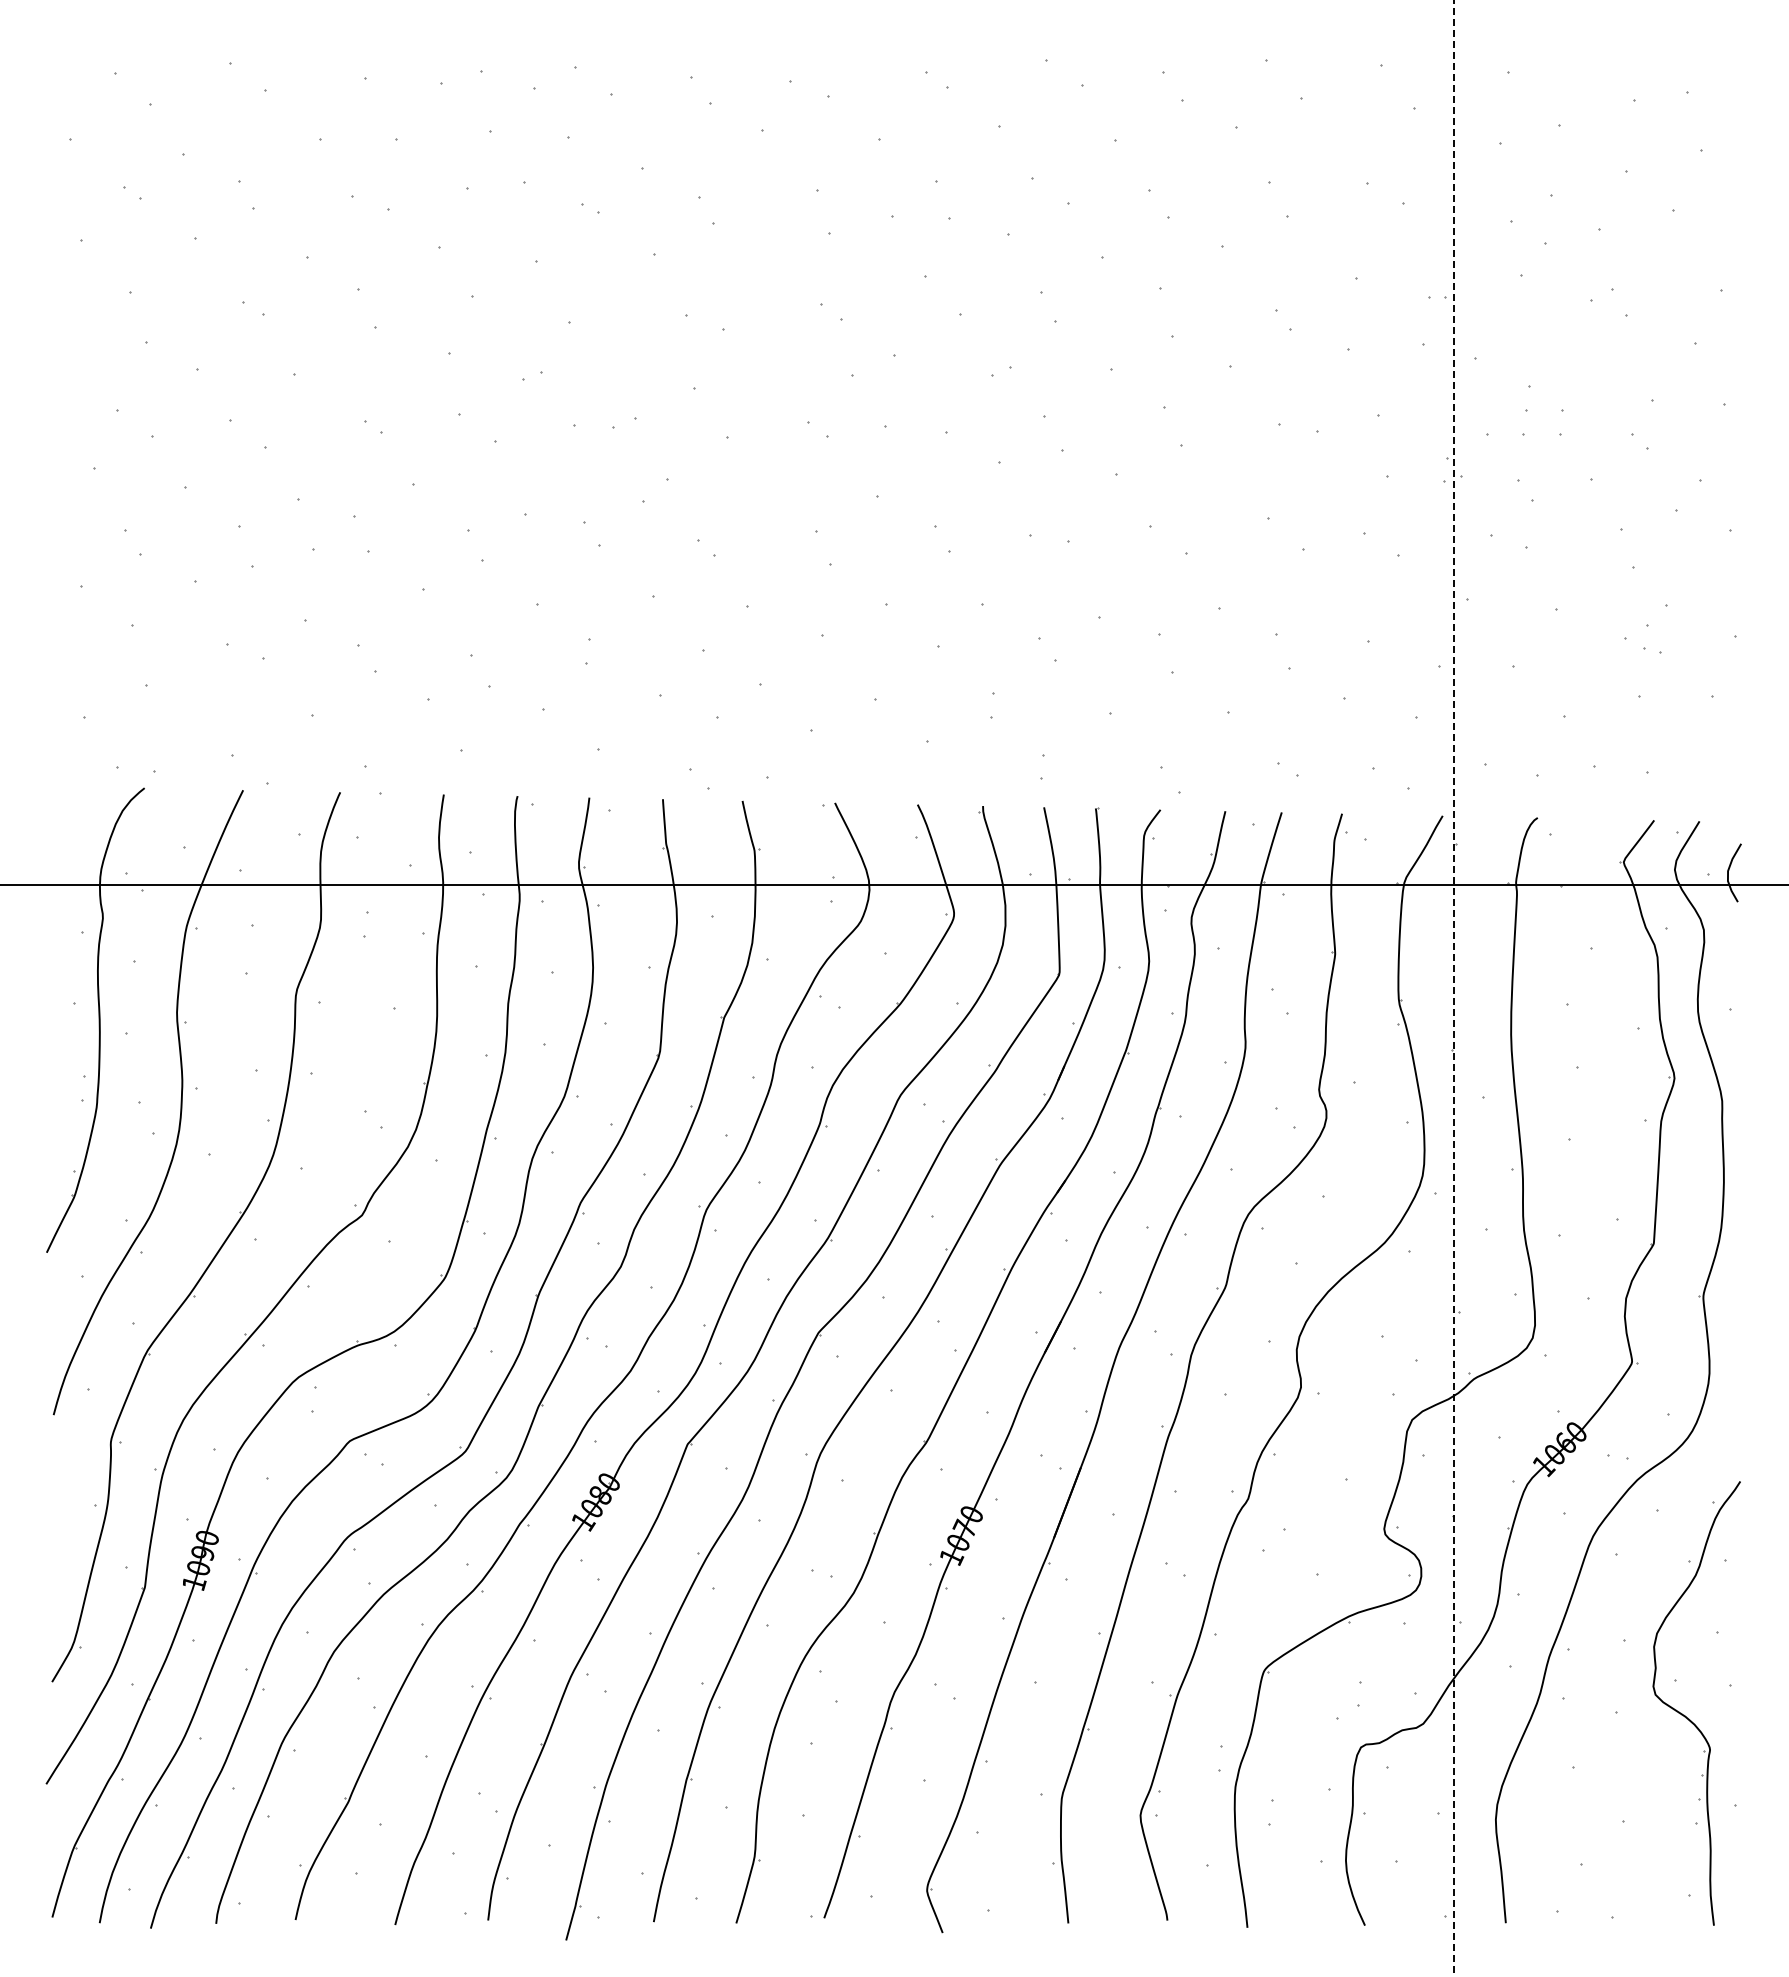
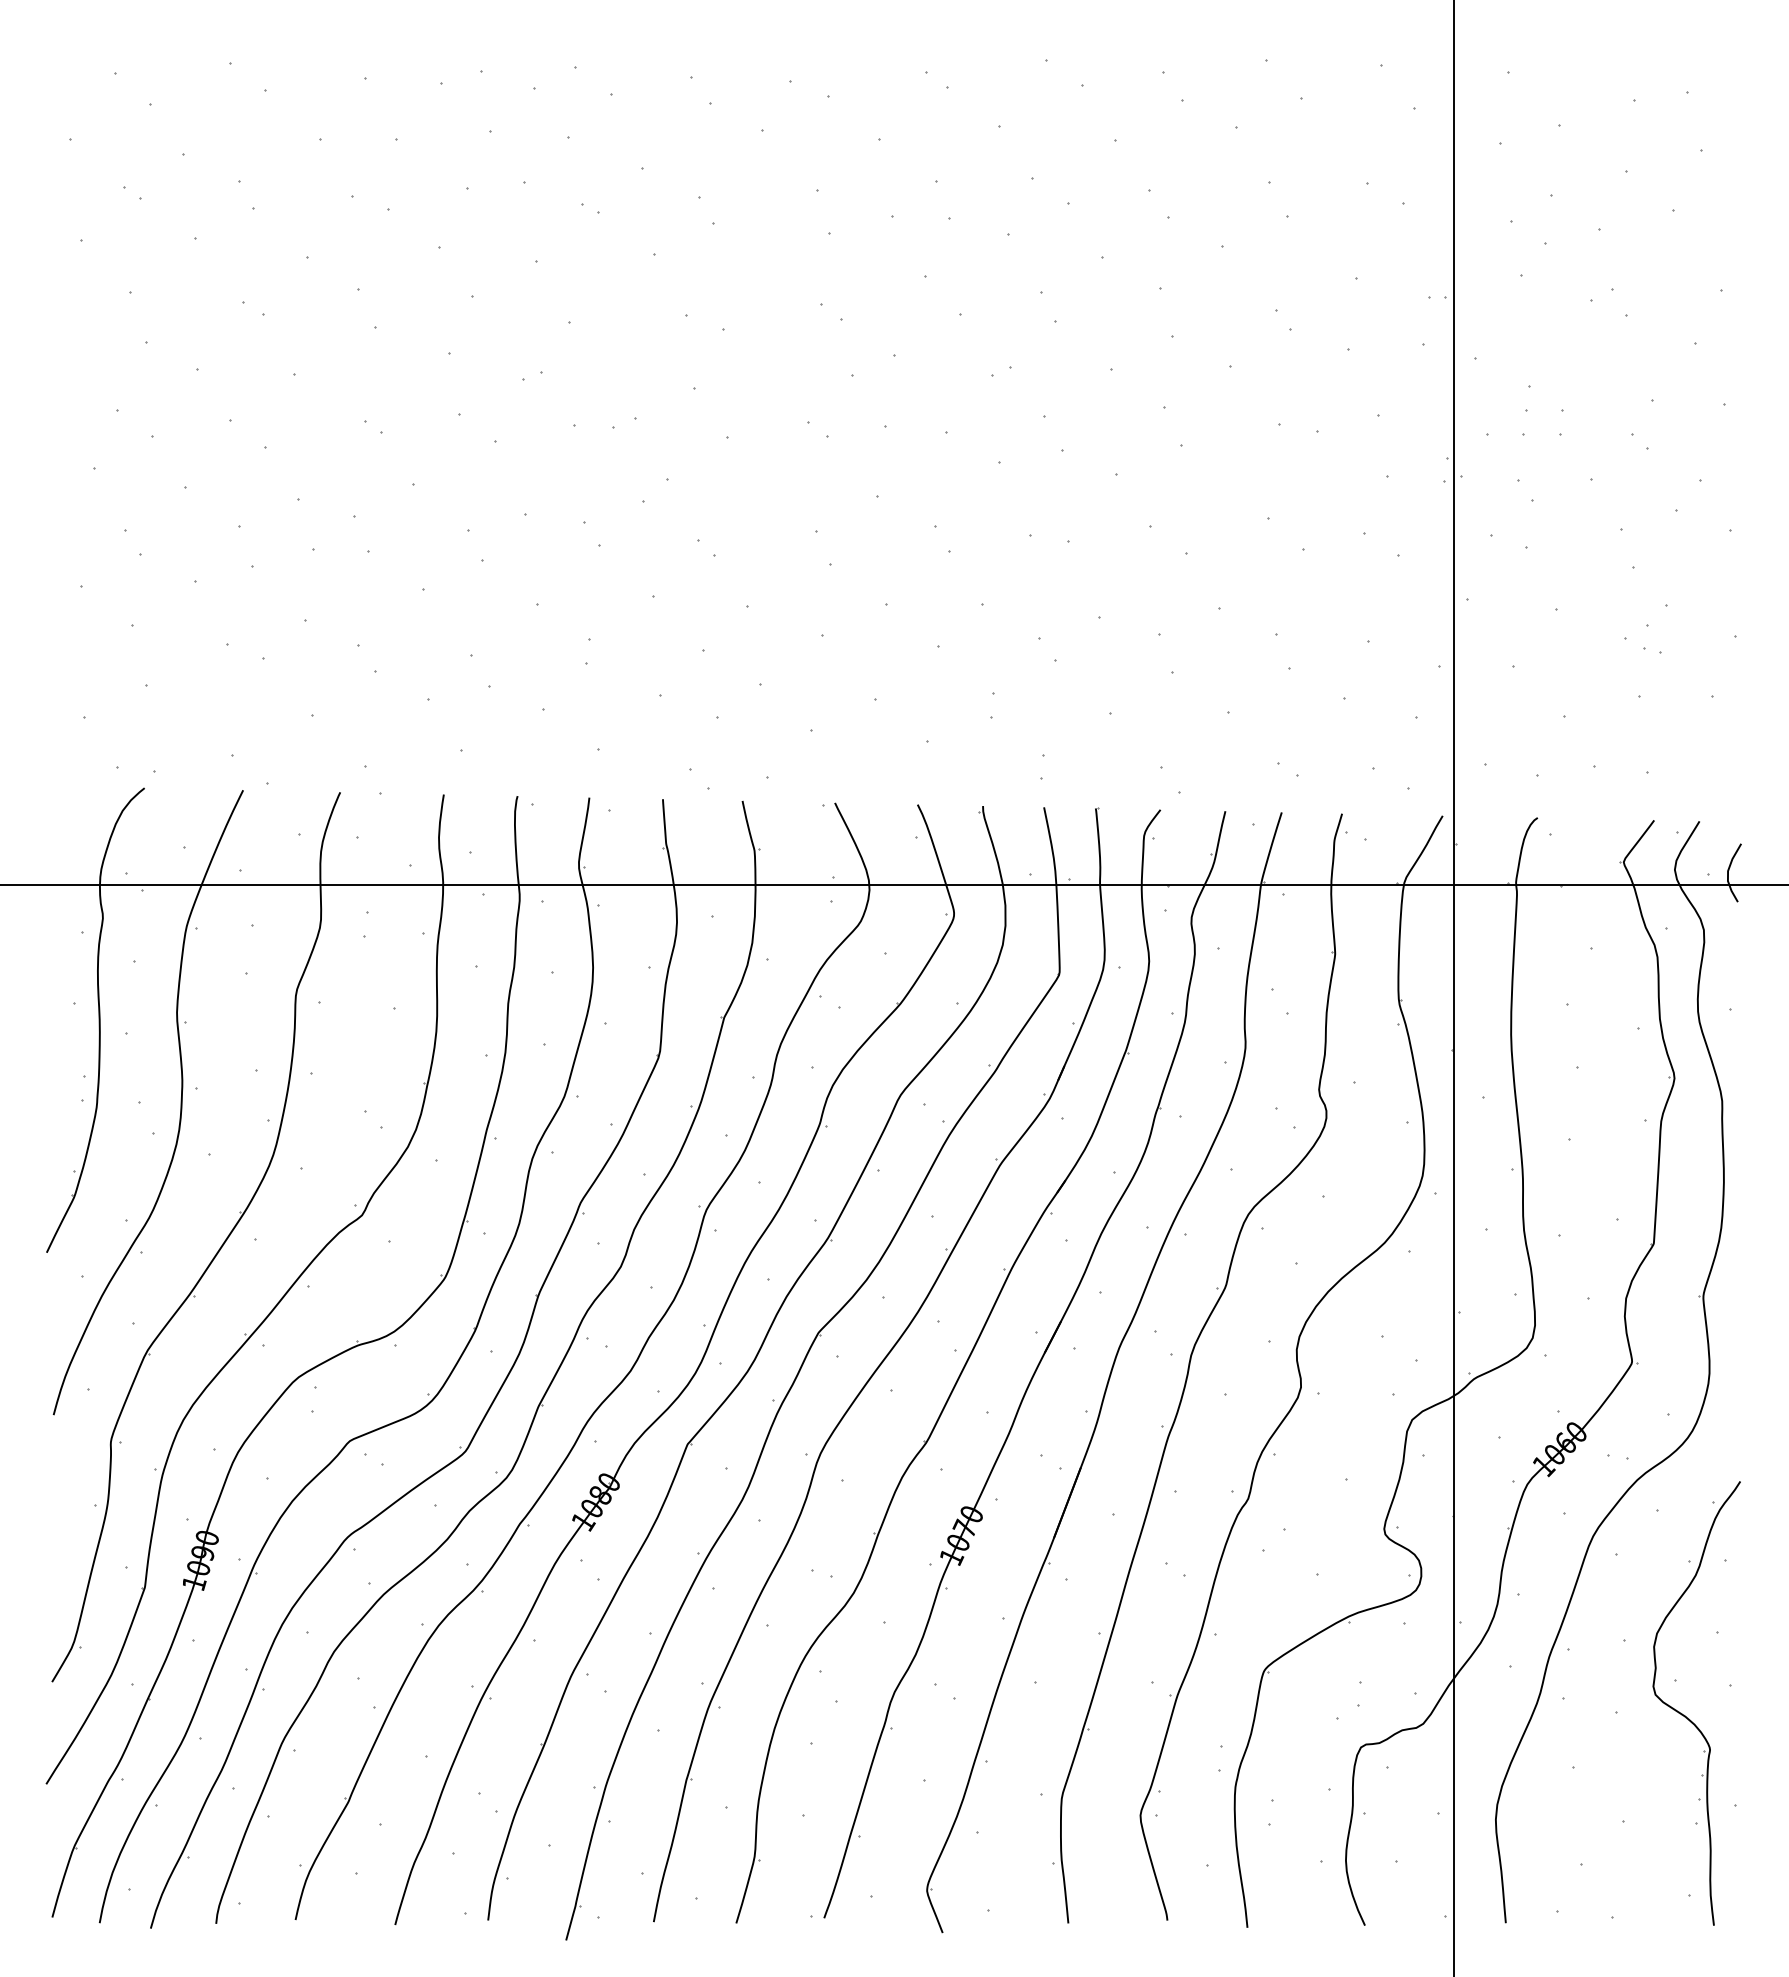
line: dashed -> solid (1453, 988)
